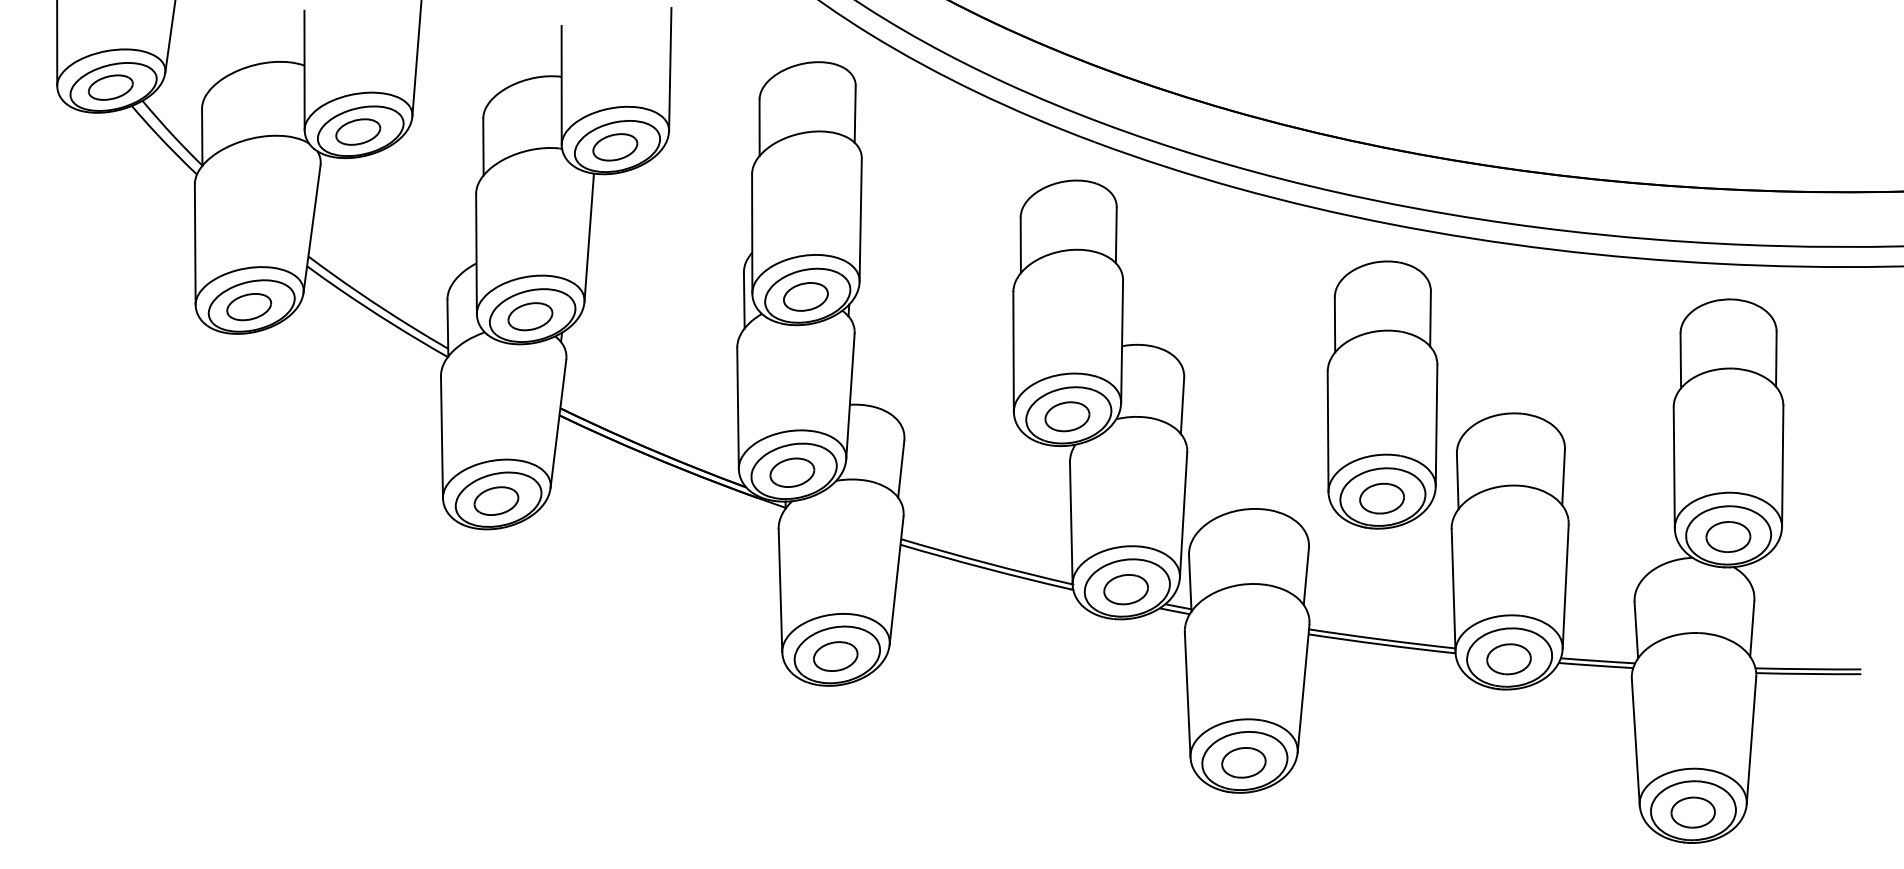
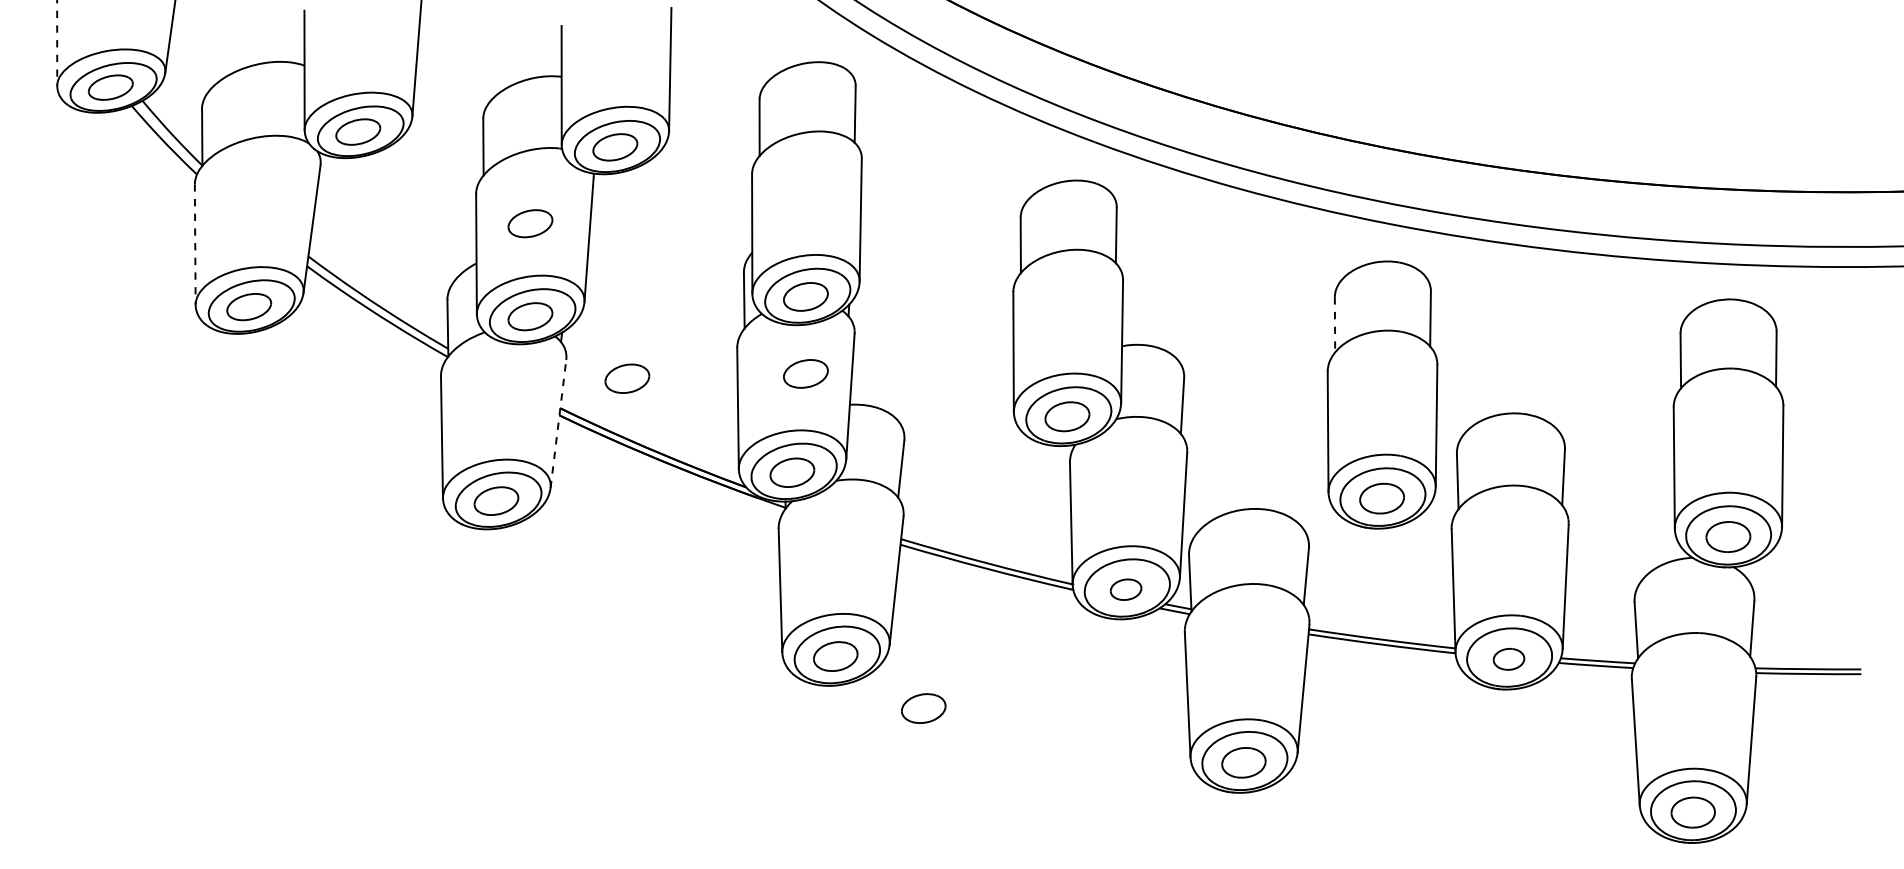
line: solid -> dashed (57, 43)
part: none -> present (530, 223)
line: solid -> dashed (195, 244)
line: solid -> dashed (1335, 324)
part: none -> present (805, 373)
part: none -> present (627, 378)
line: solid -> dashed (558, 424)
part size: 46x32 px -> 34x23 px (1125, 589)
part size: 46x33 px -> 34x23 px (1508, 659)
part: none -> present (923, 708)
